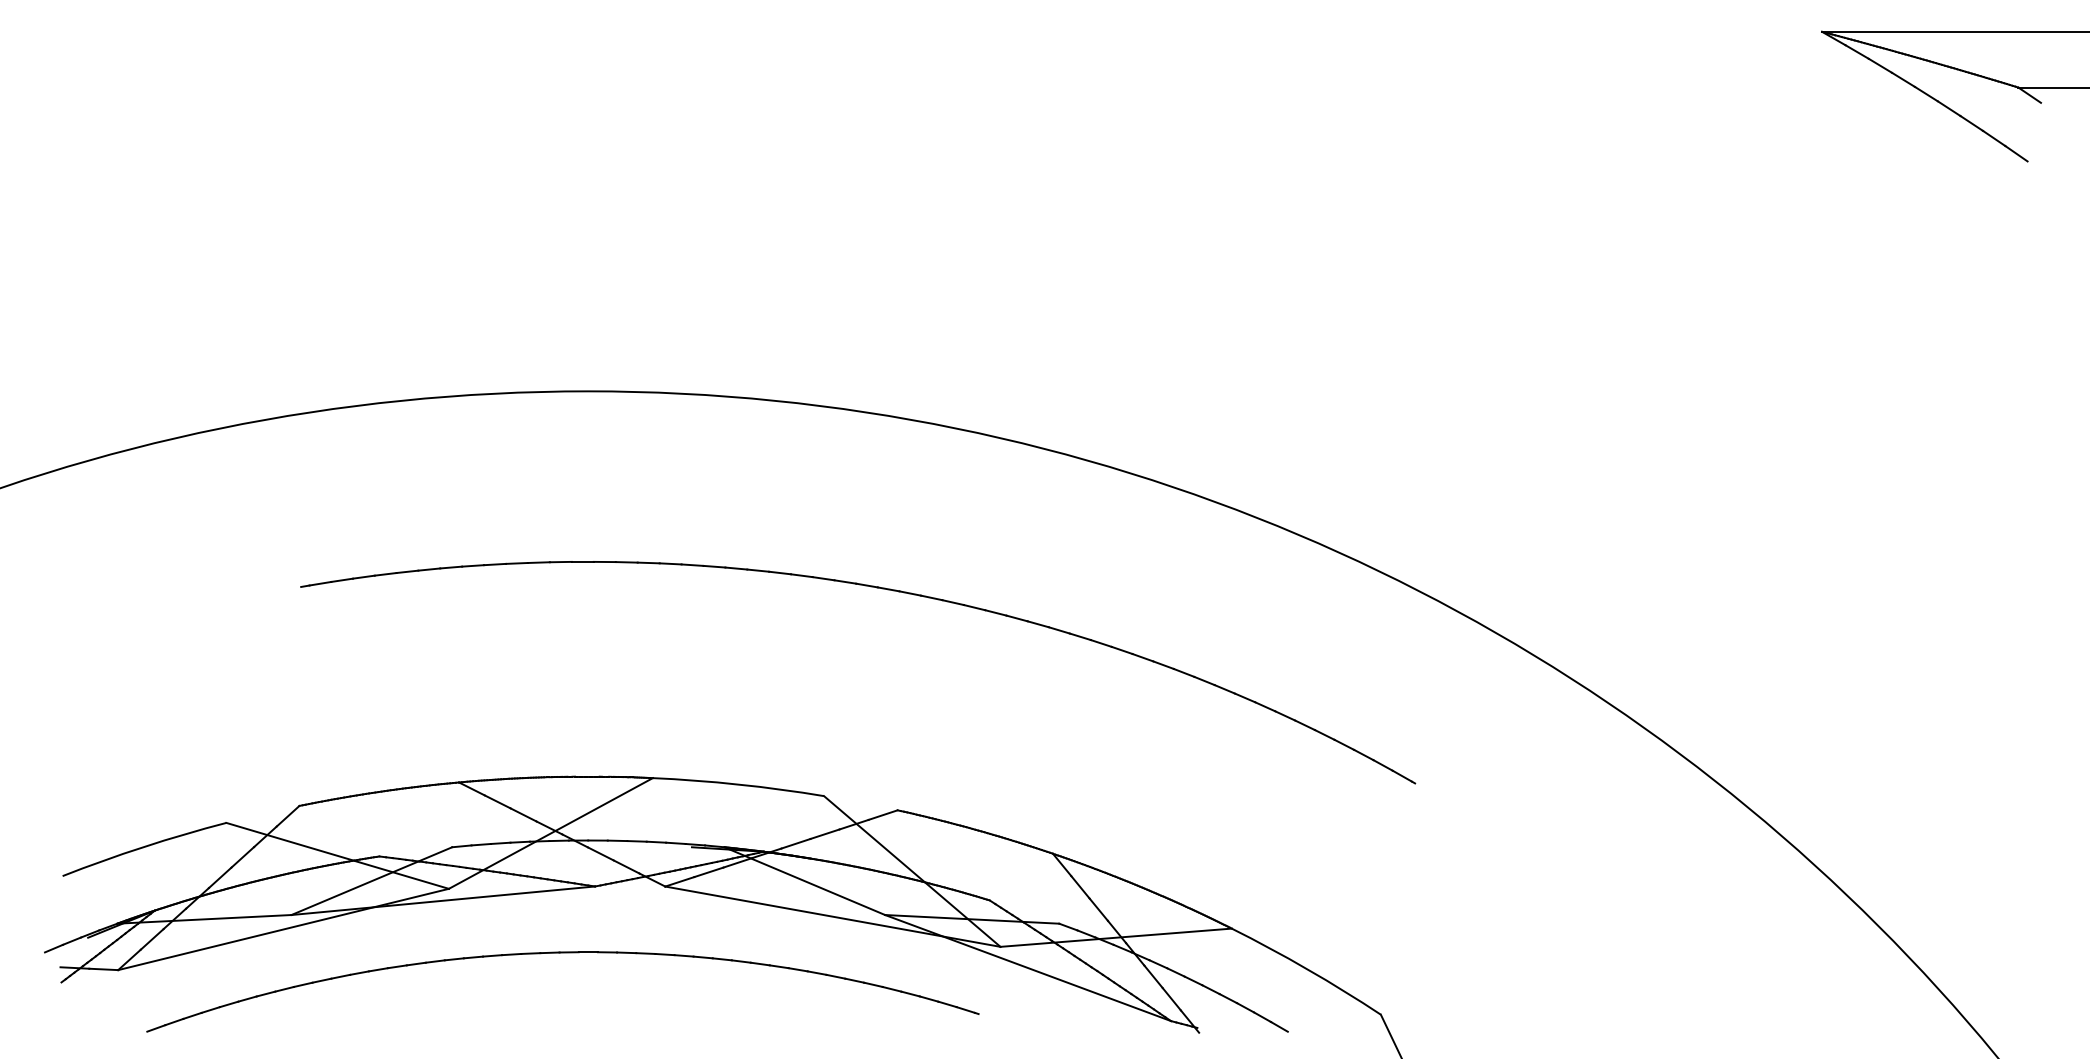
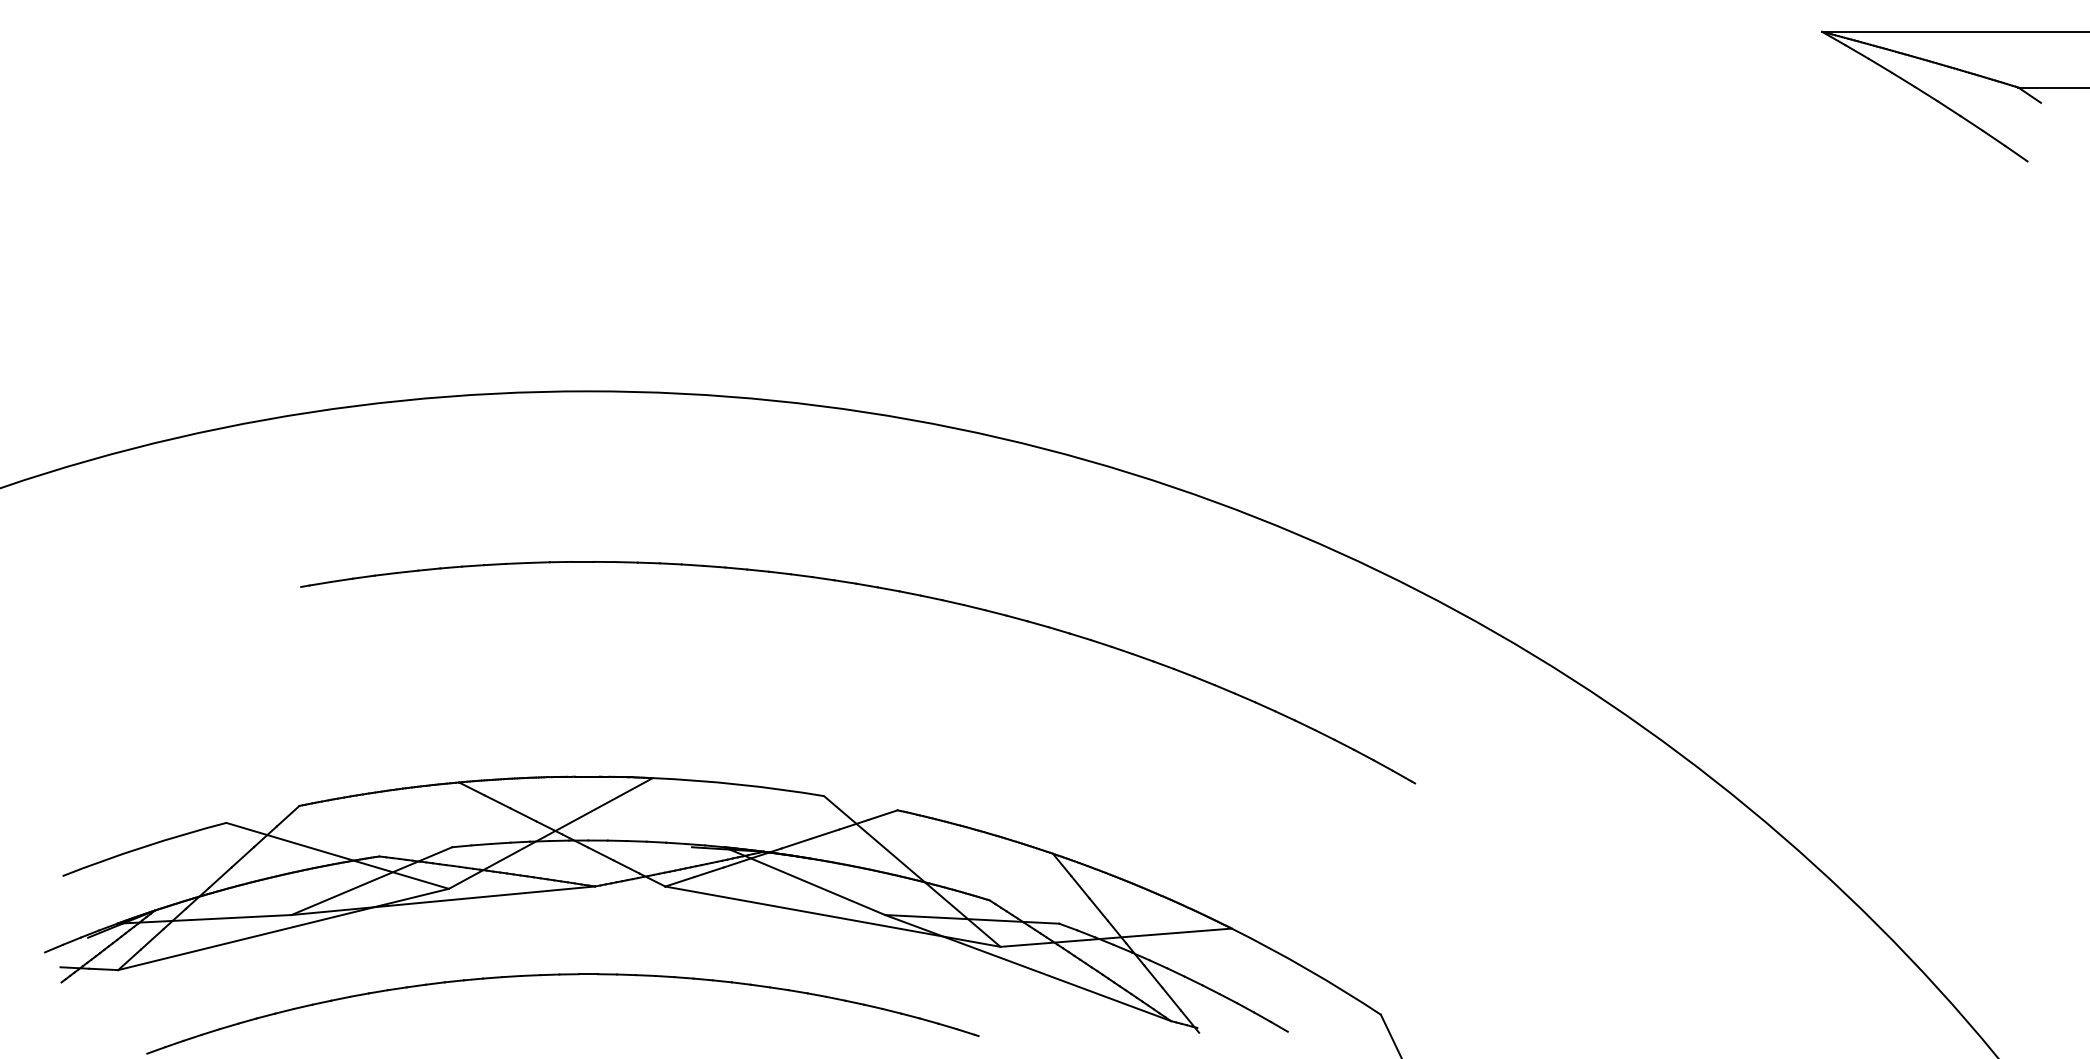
part position: (562, 953) -> (562, 975) (562, 975)
